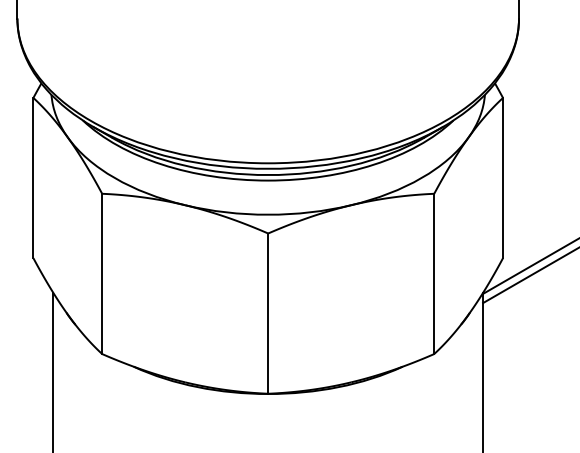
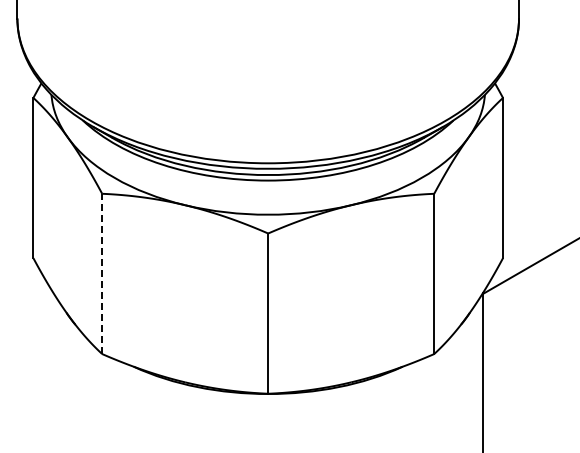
line: solid -> dashed (102, 273)
line: present -> none (529, 276)
line: present -> none (53, 370)
